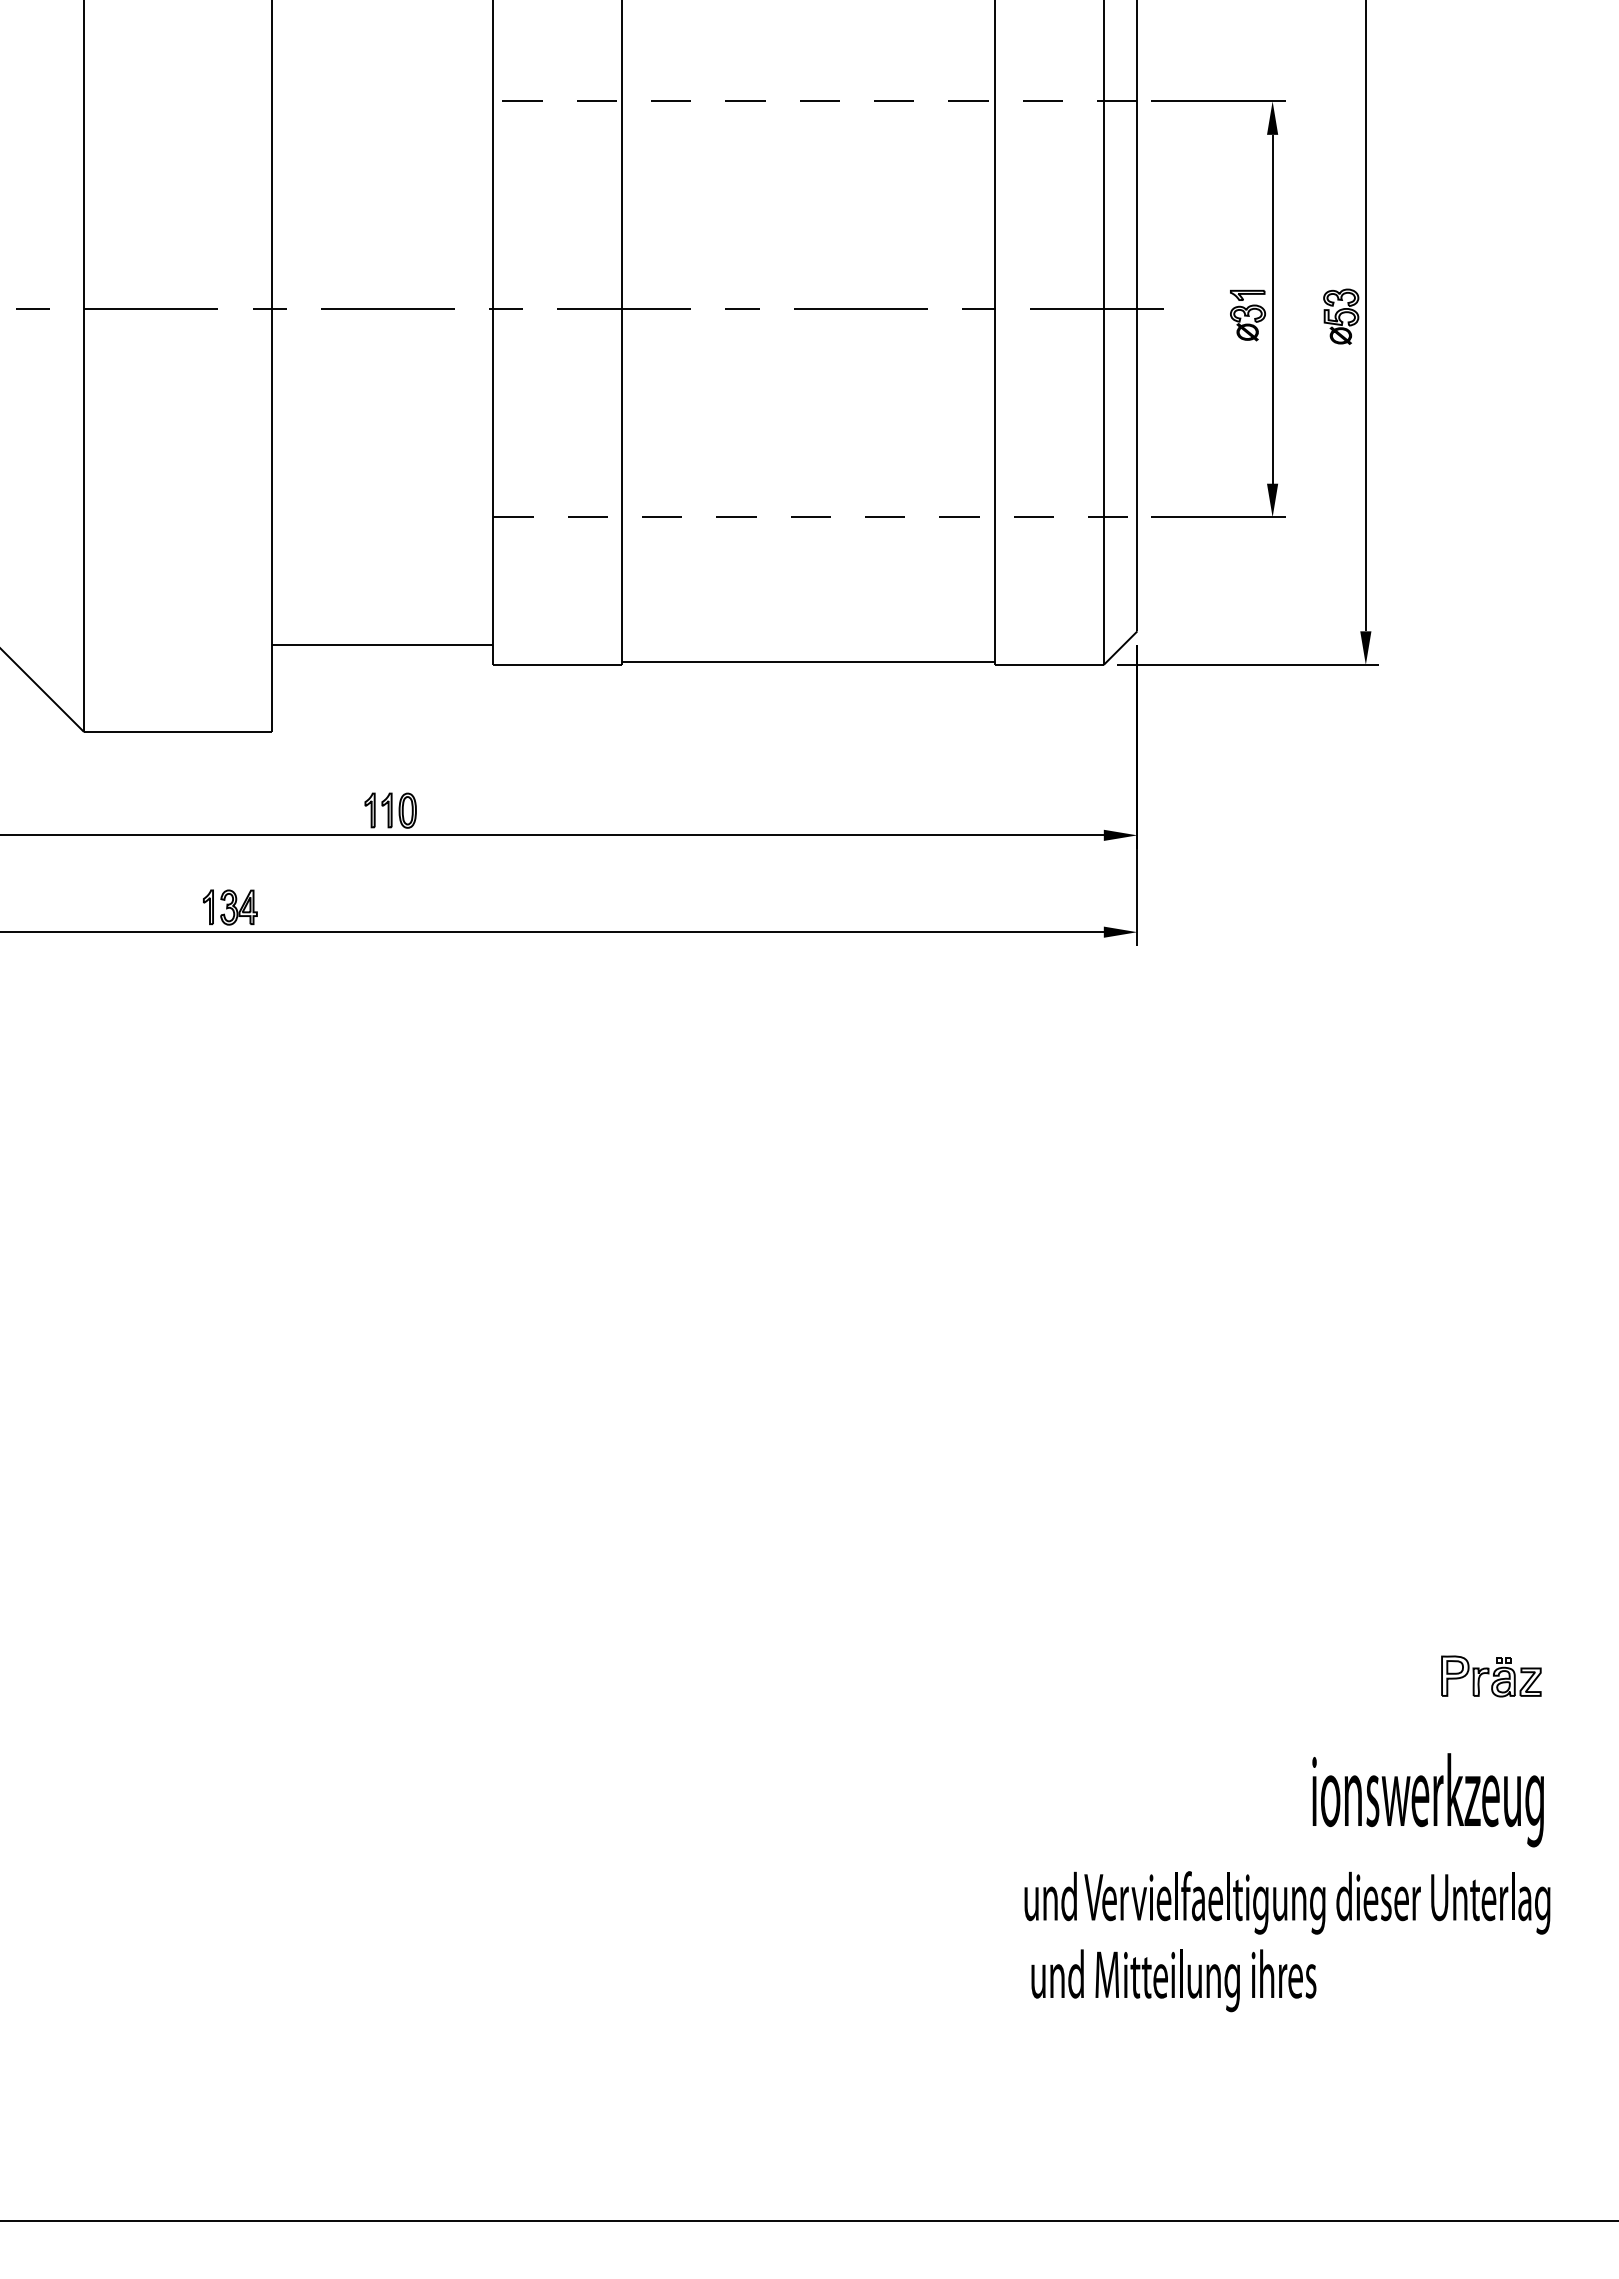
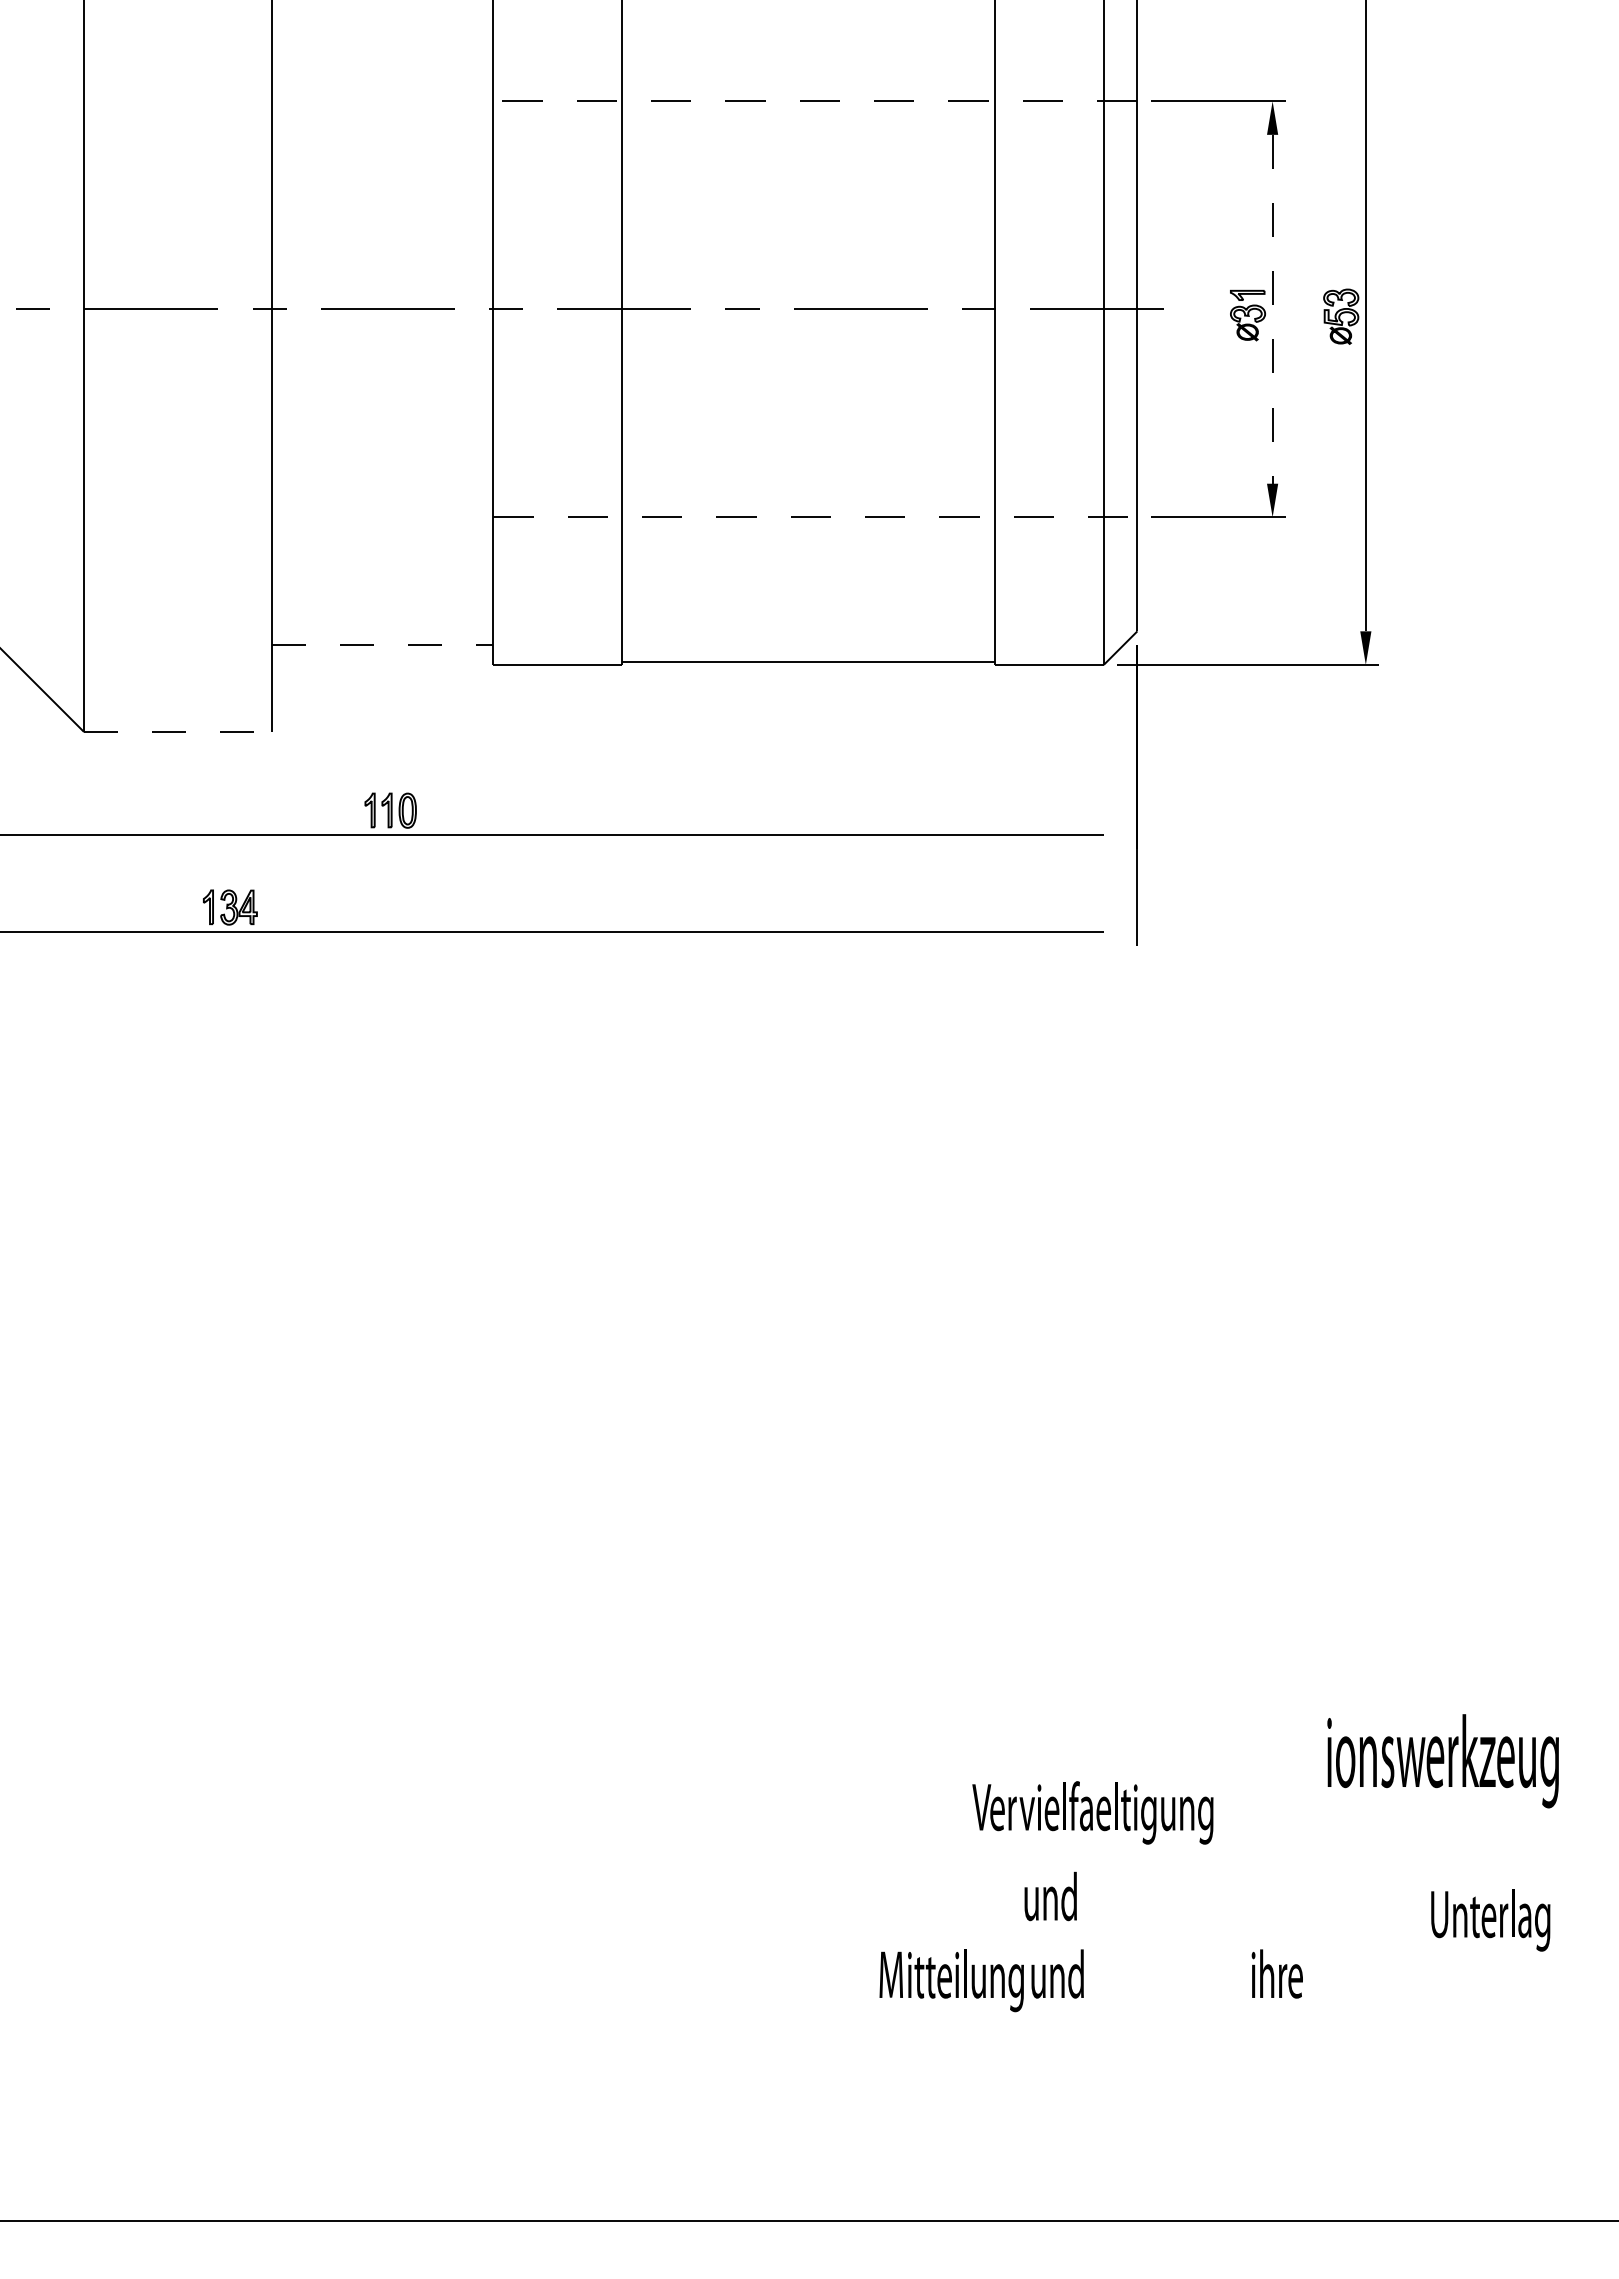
line: solid -> dashed (1272, 309)
line: solid -> dashed (382, 644)
line: solid -> dashed (177, 732)
fill: present -> none (1120, 834)
fill: present -> none (1120, 931)
part: present -> none (1491, 1676)
part position: (1427, 1800) -> (1442, 1761) (1442, 1761)
part: present -> none (1378, 1896)
part position: (1204, 1902) -> (1092, 1812) (1092, 1812)
part position: (1490, 1903) -> (1490, 1920) (1490, 1920)
part position: (1167, 1980) -> (951, 1980) (951, 1980)
fill: present -> none (1310, 1981)
